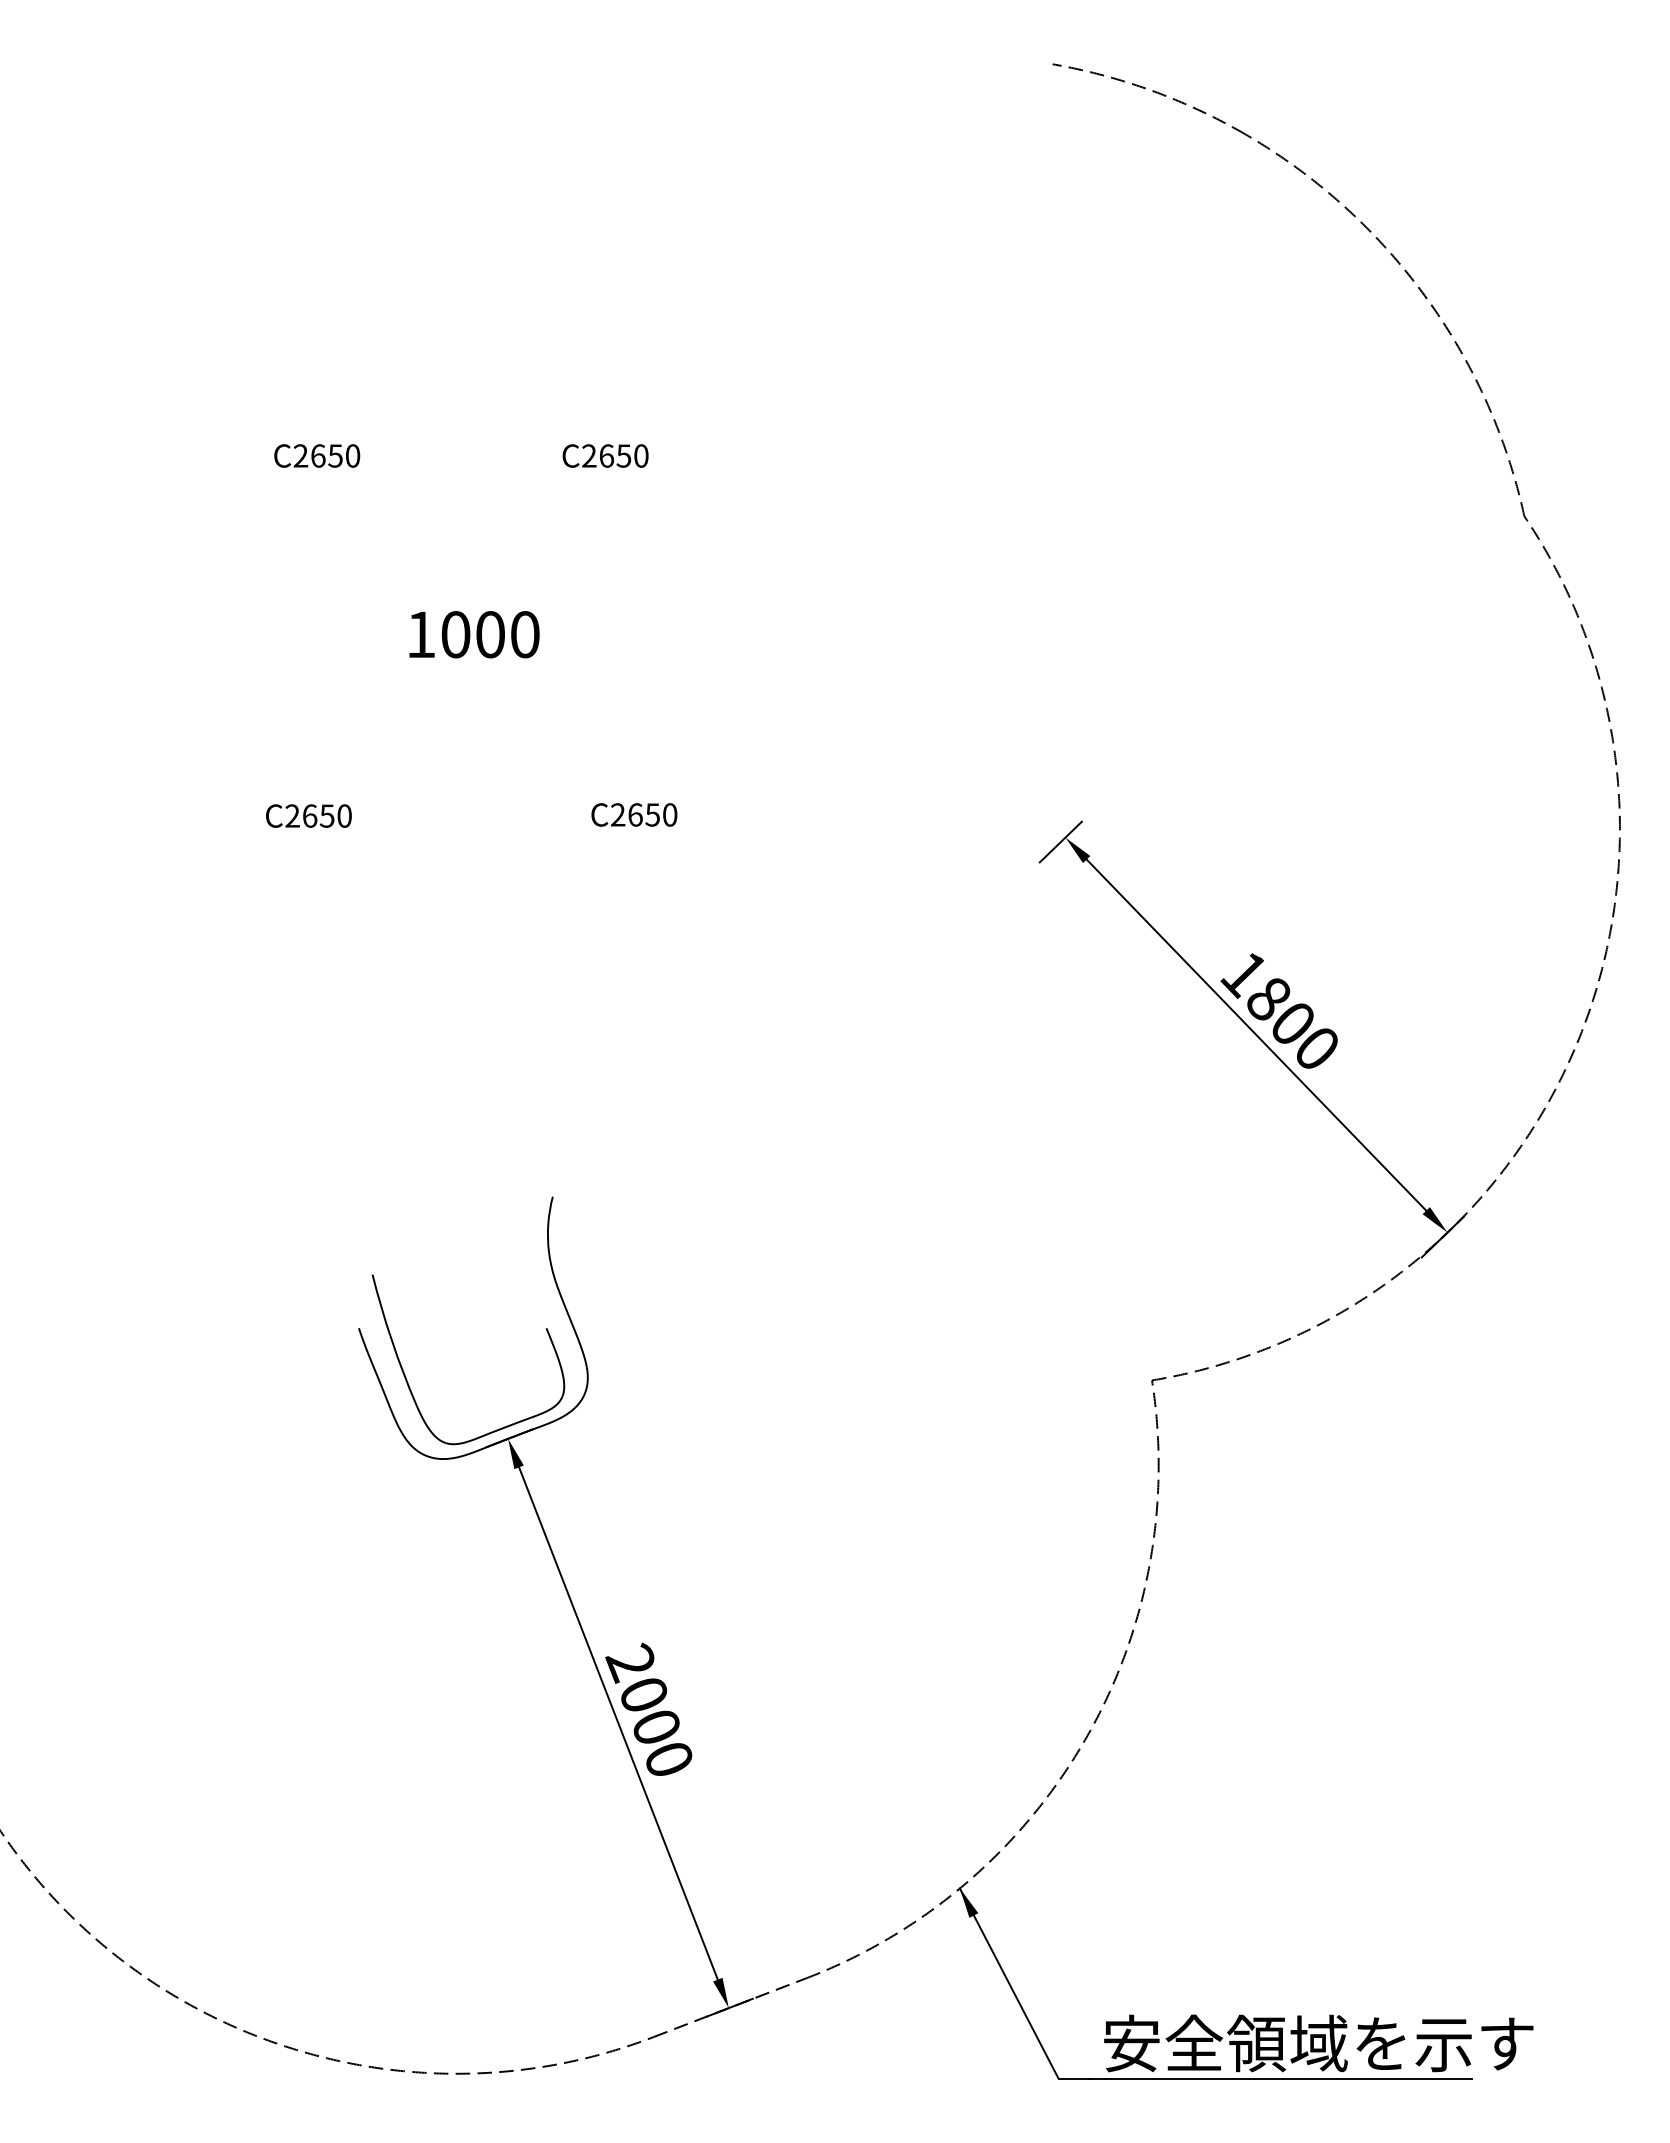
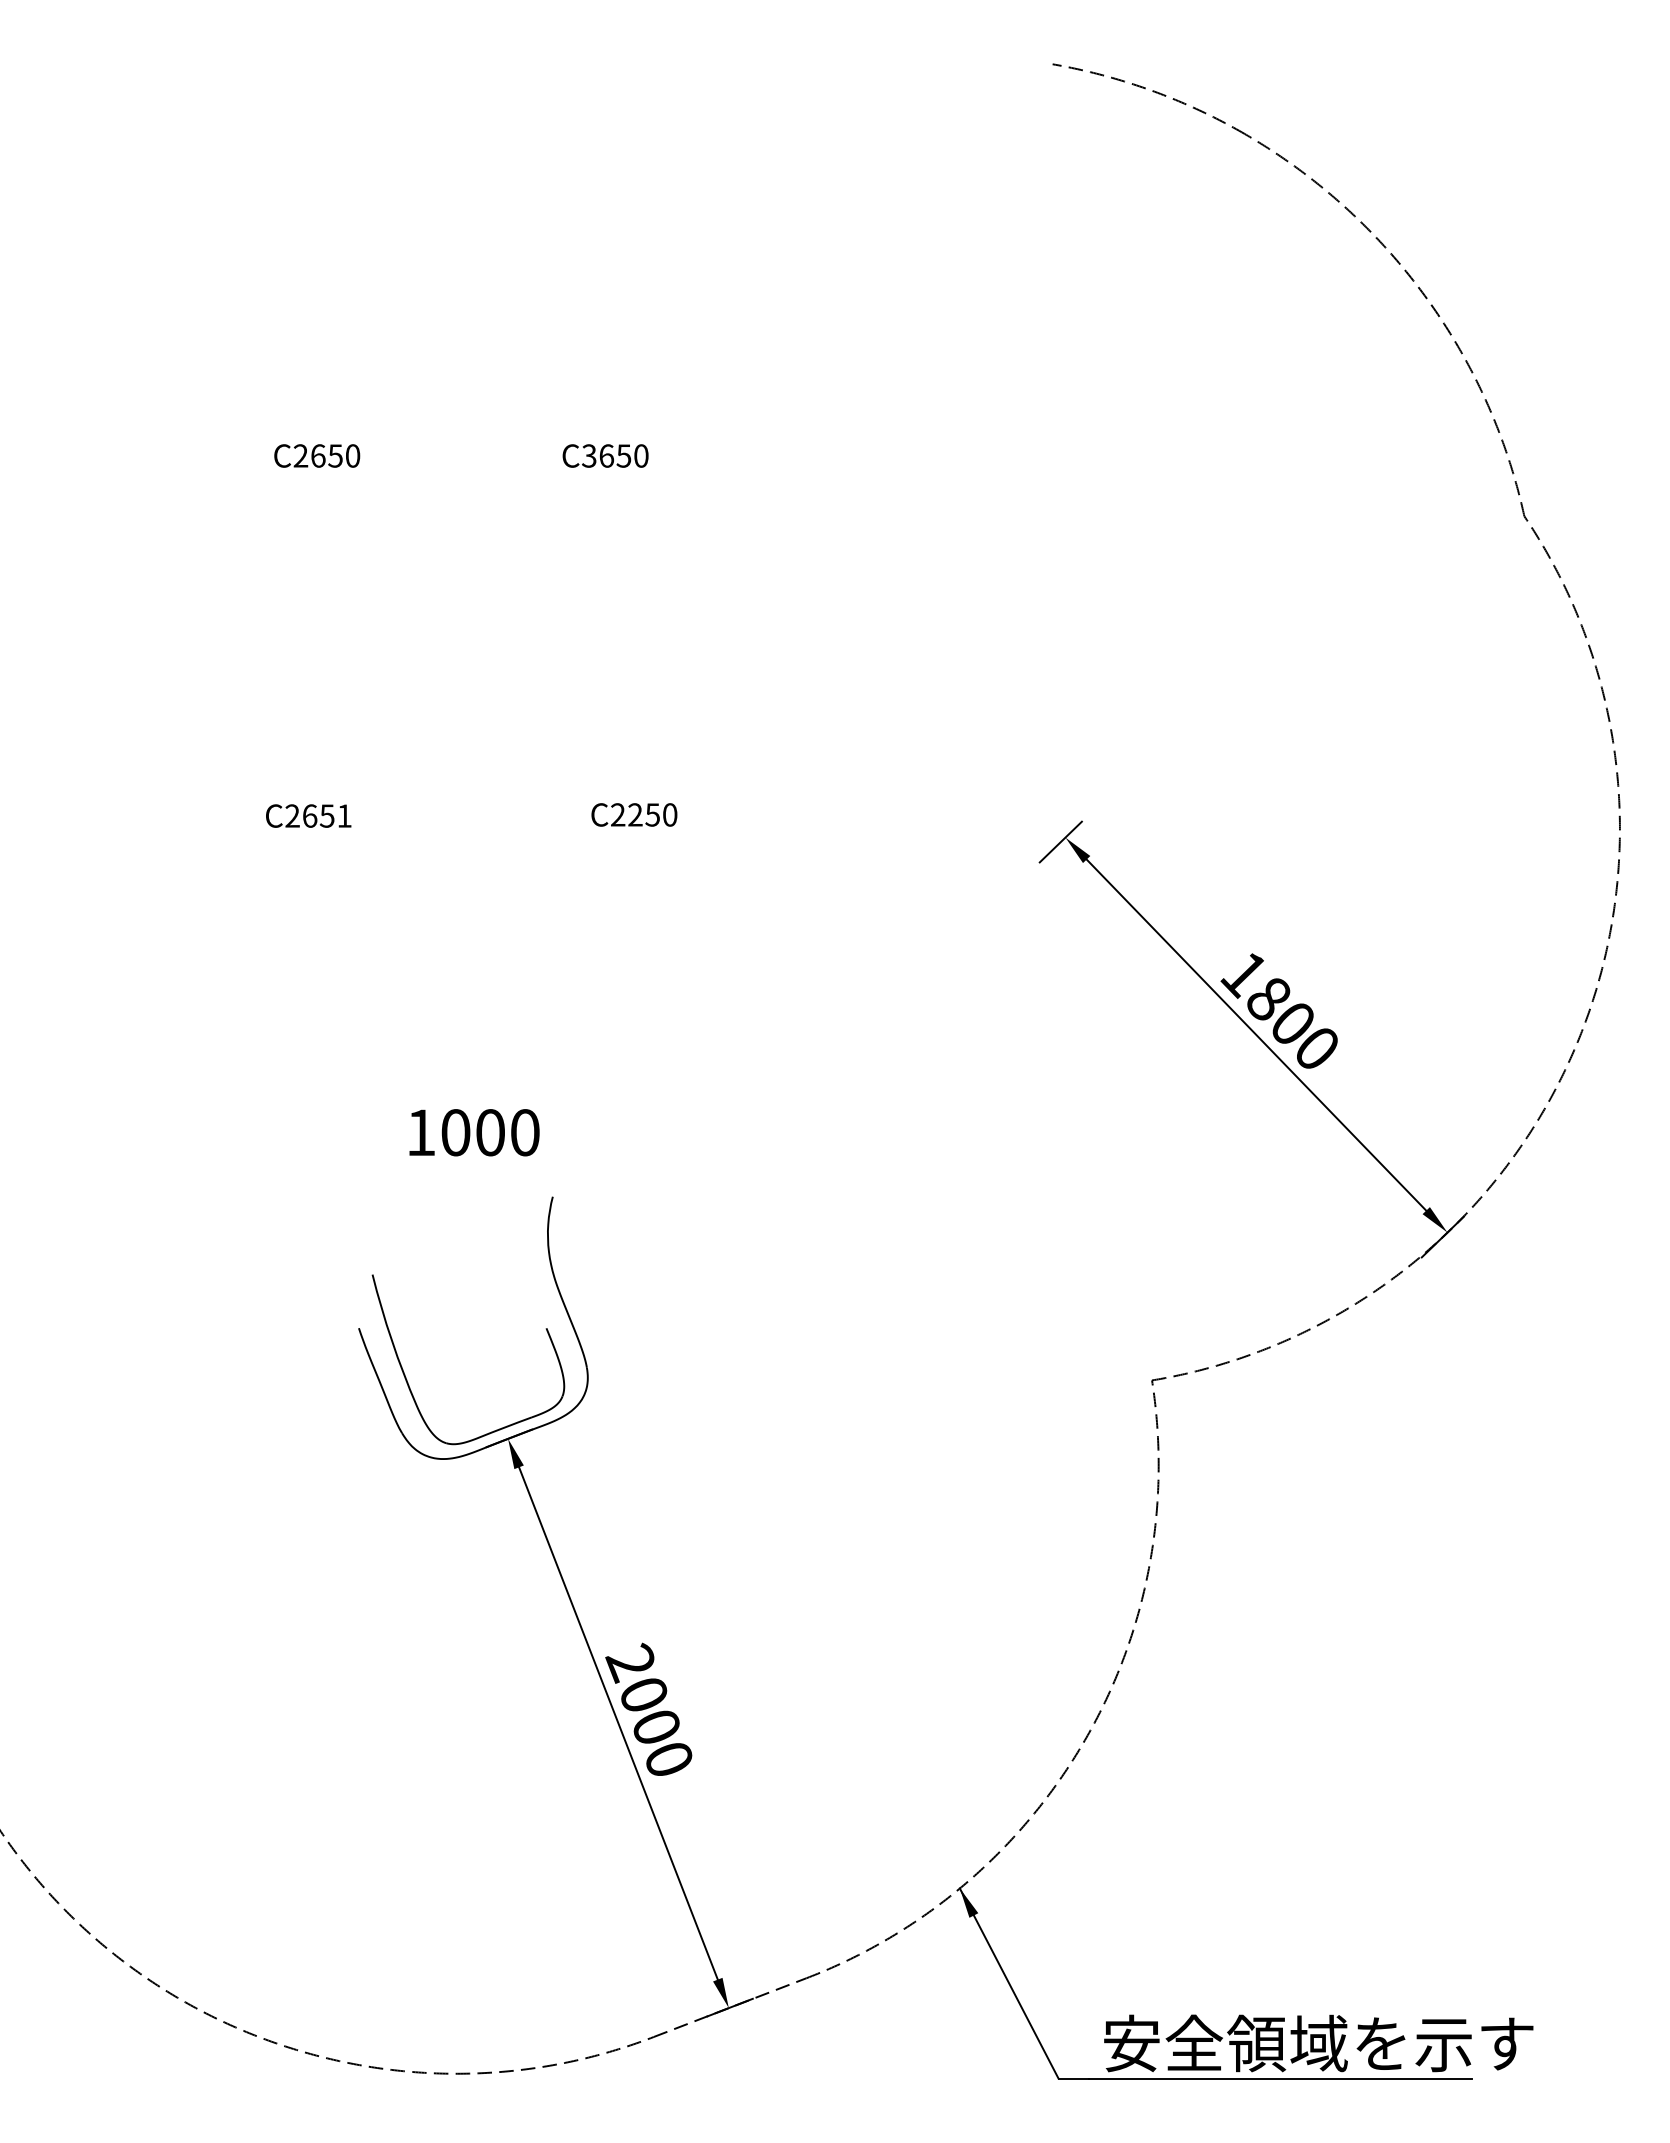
text: C2650 -> C3650 (589, 455)
text position: (474, 634) -> (474, 1132) (474, 1132)
text: C2650 -> C2250 (635, 814)
text: C2650 -> C2651 (344, 815)
